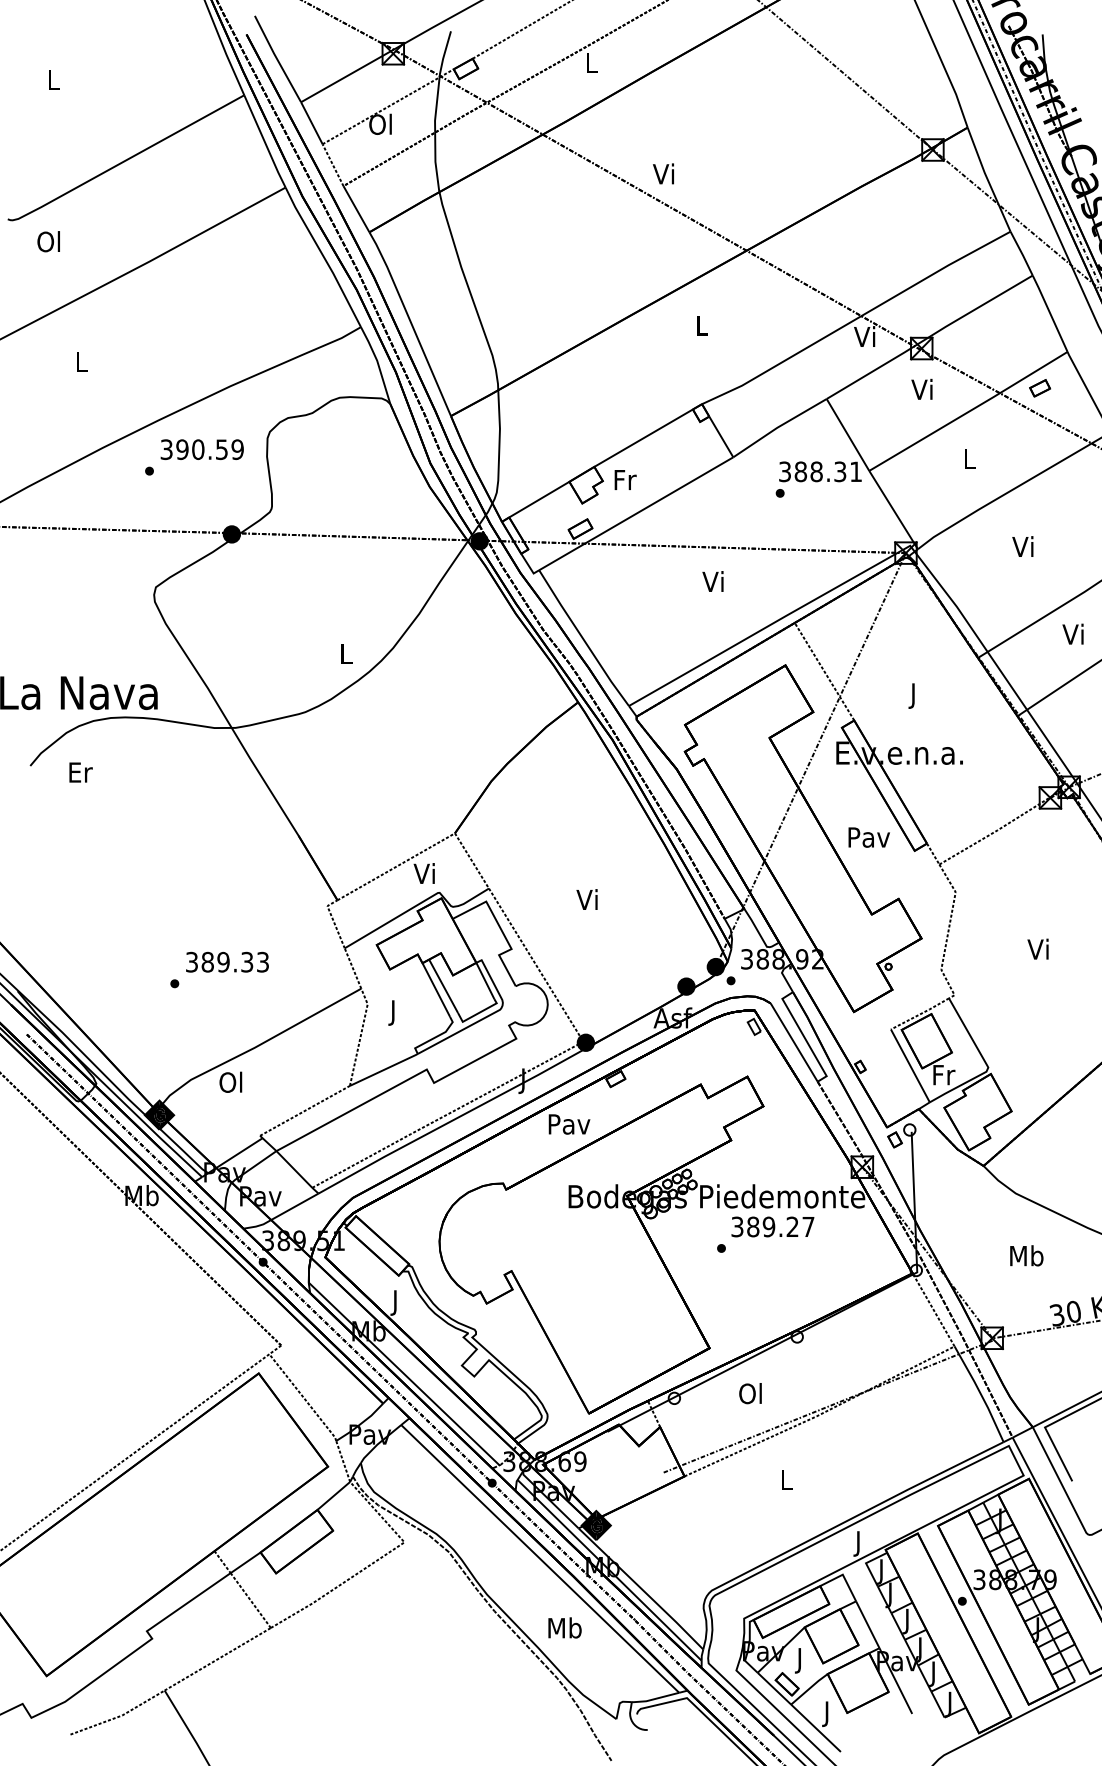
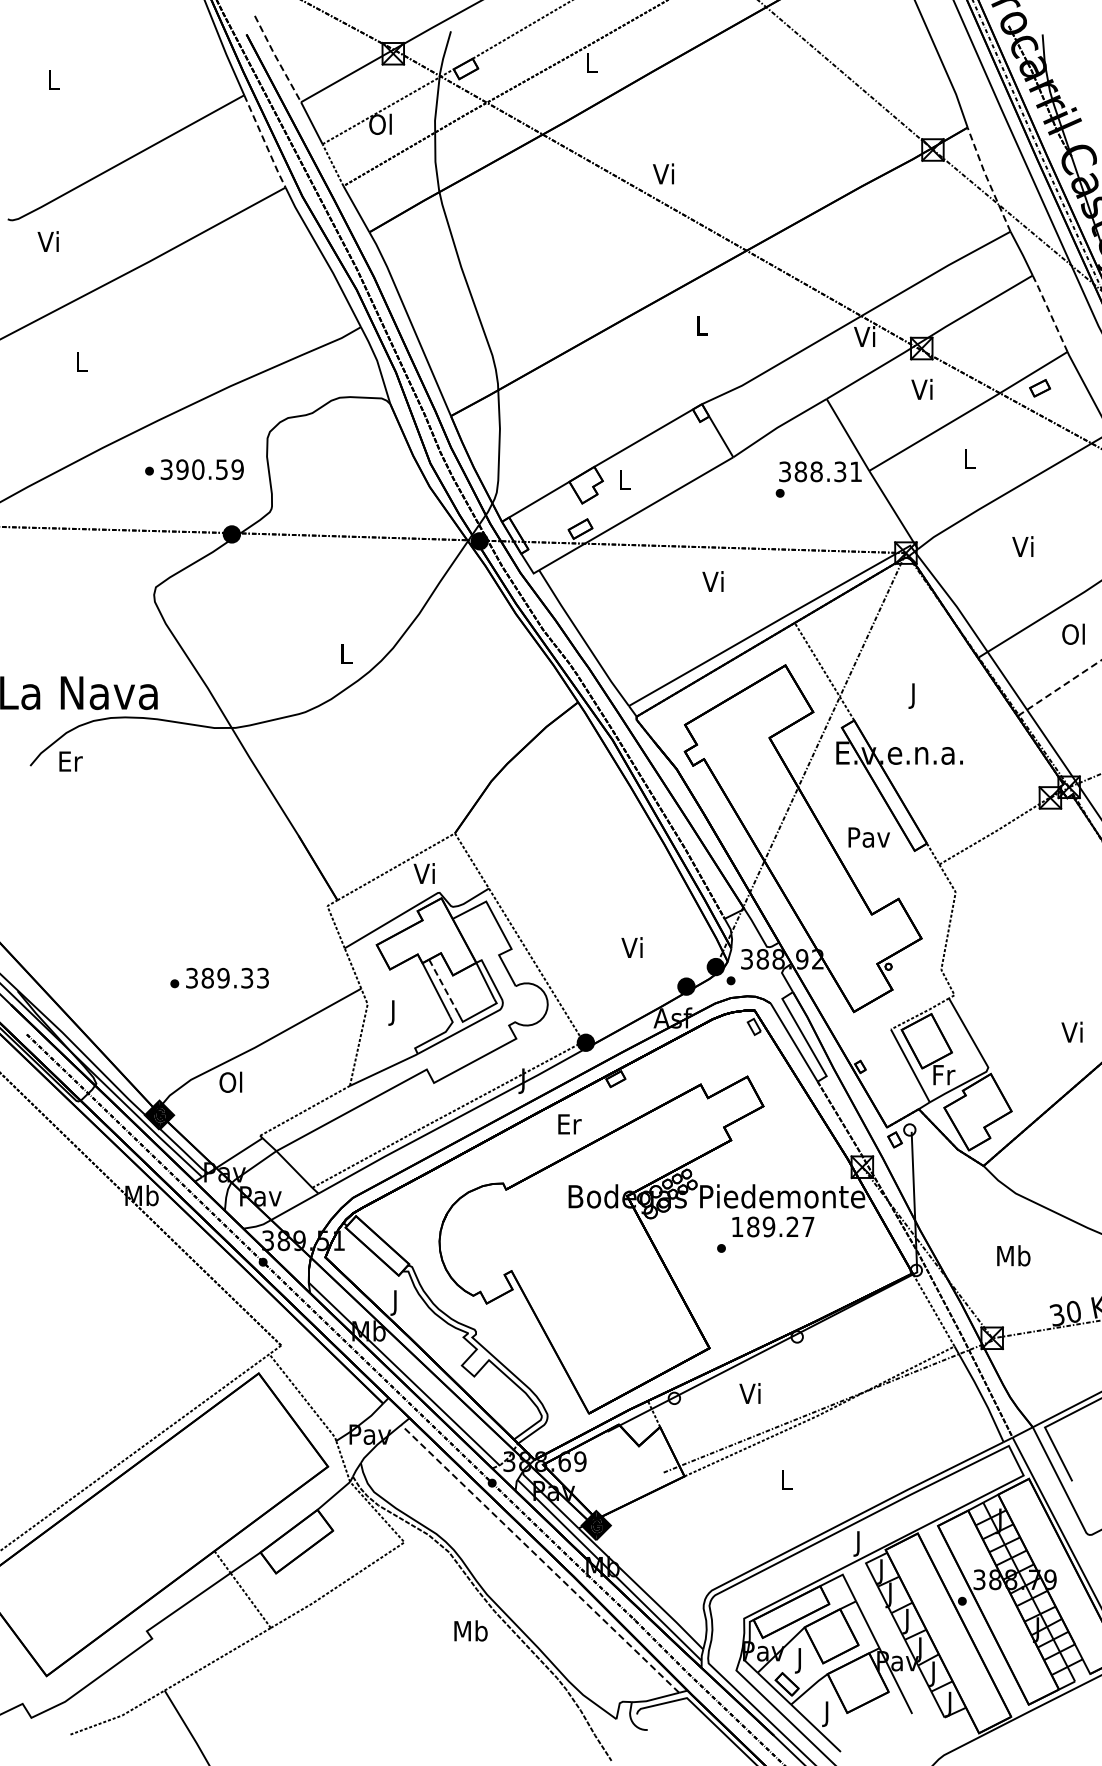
line: solid -> dashed (277, 58)
line: solid -> dashed (265, 142)
line: solid -> dashed (987, 179)
text: Ol -> Vi (48, 241)
line: solid -> dashed (1050, 313)
text position: (201, 449) -> (201, 469) (201, 469)
text: Fr -> L (625, 480)
text: Vi -> Ol (1073, 633)
line: solid -> dashed (1059, 688)
text position: (80, 772) -> (70, 761) (70, 761)
text position: (586, 899) -> (631, 947) (631, 947)
text position: (1037, 948) -> (1071, 1031) (1071, 1031)
text position: (227, 961) -> (227, 977) (227, 977)
line: solid -> dashed (443, 986)
text: Pav -> Er (569, 1124)
text: 389.27 -> 189.27 (737, 1226)
text position: (1026, 1255) -> (1013, 1255) (1013, 1255)
text: Ol -> Vi (750, 1393)
line: solid -> dashed (540, 1558)
text position: (564, 1627) -> (470, 1630) (470, 1630)
